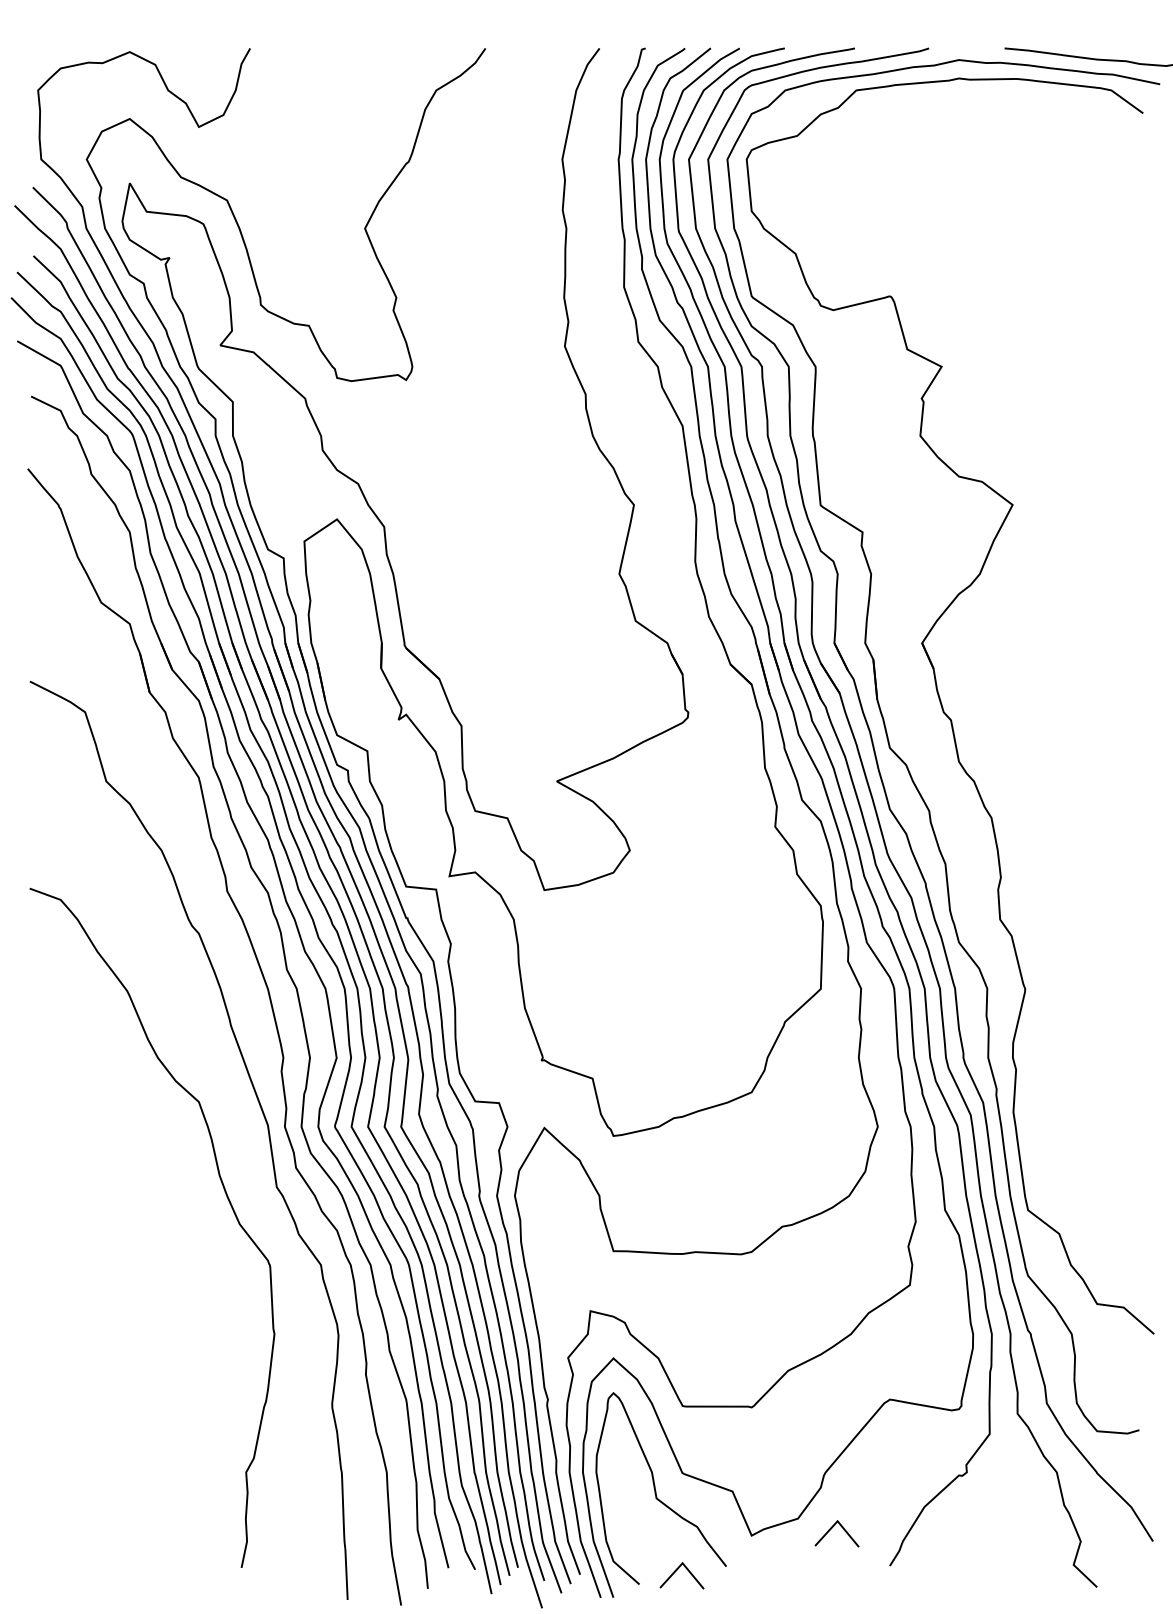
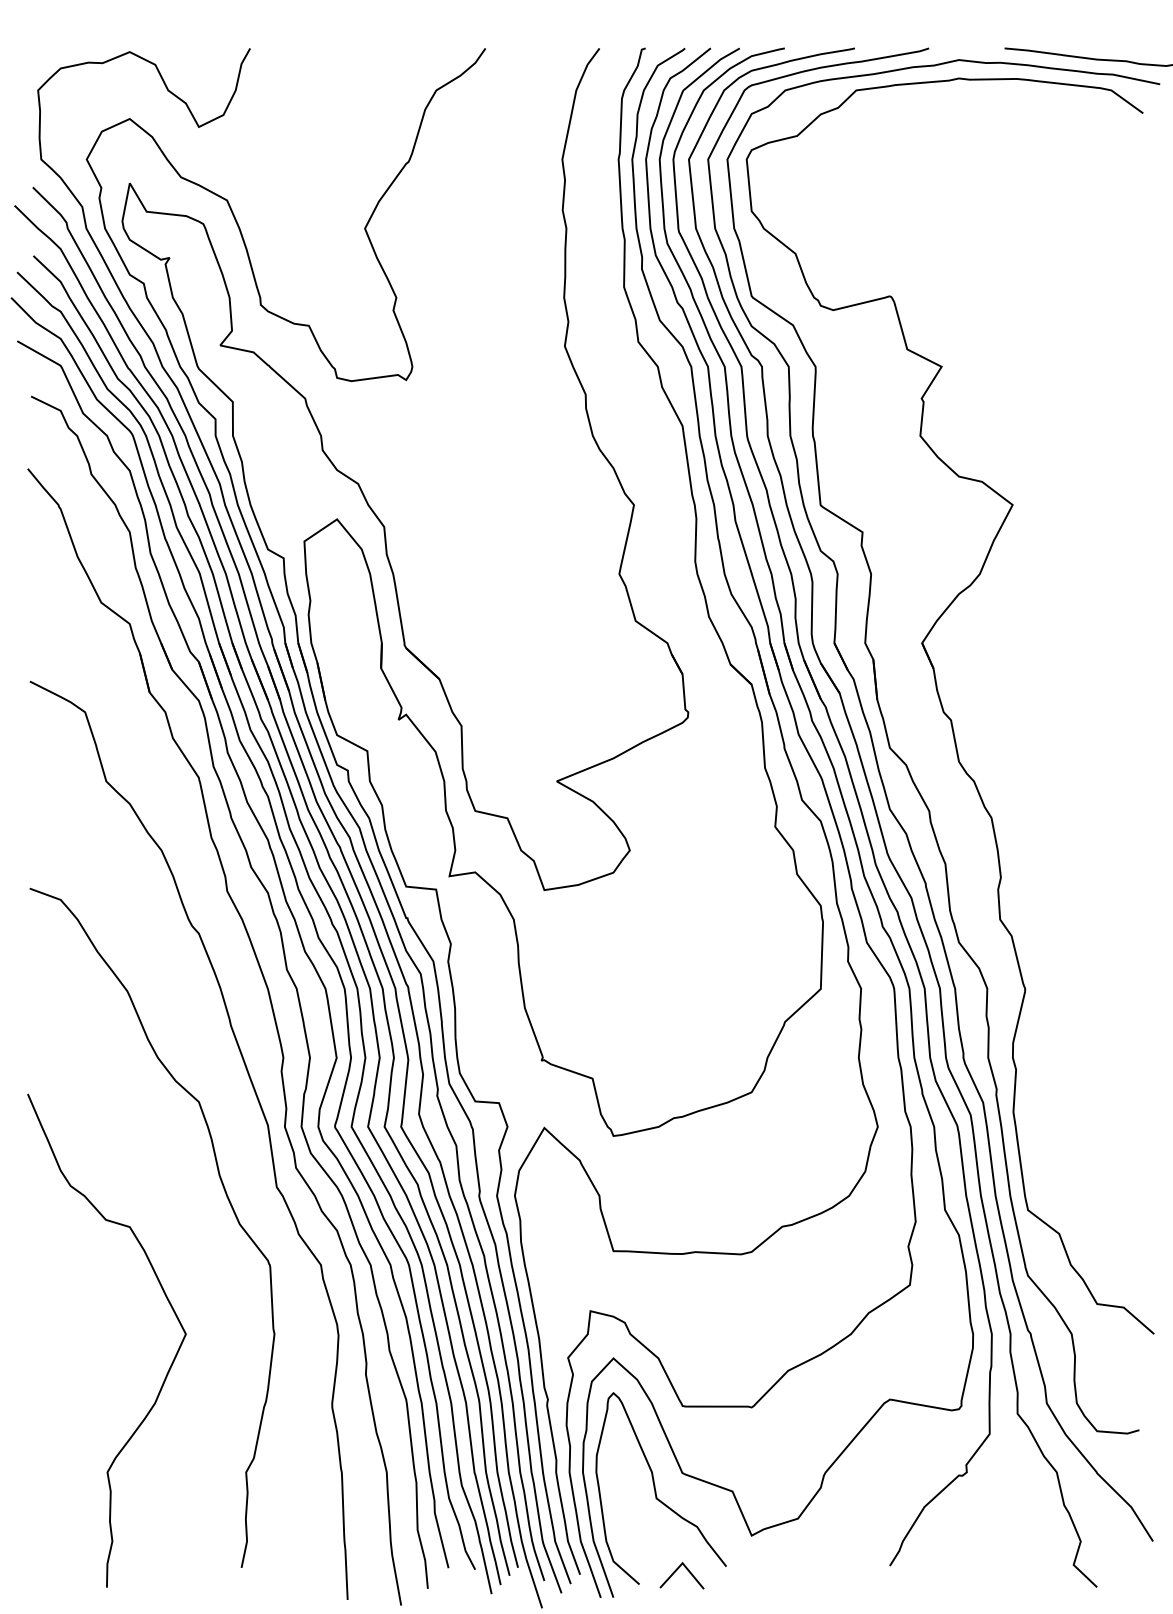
curve: none -> present (167, 1371)
line: present -> none (832, 1528)
